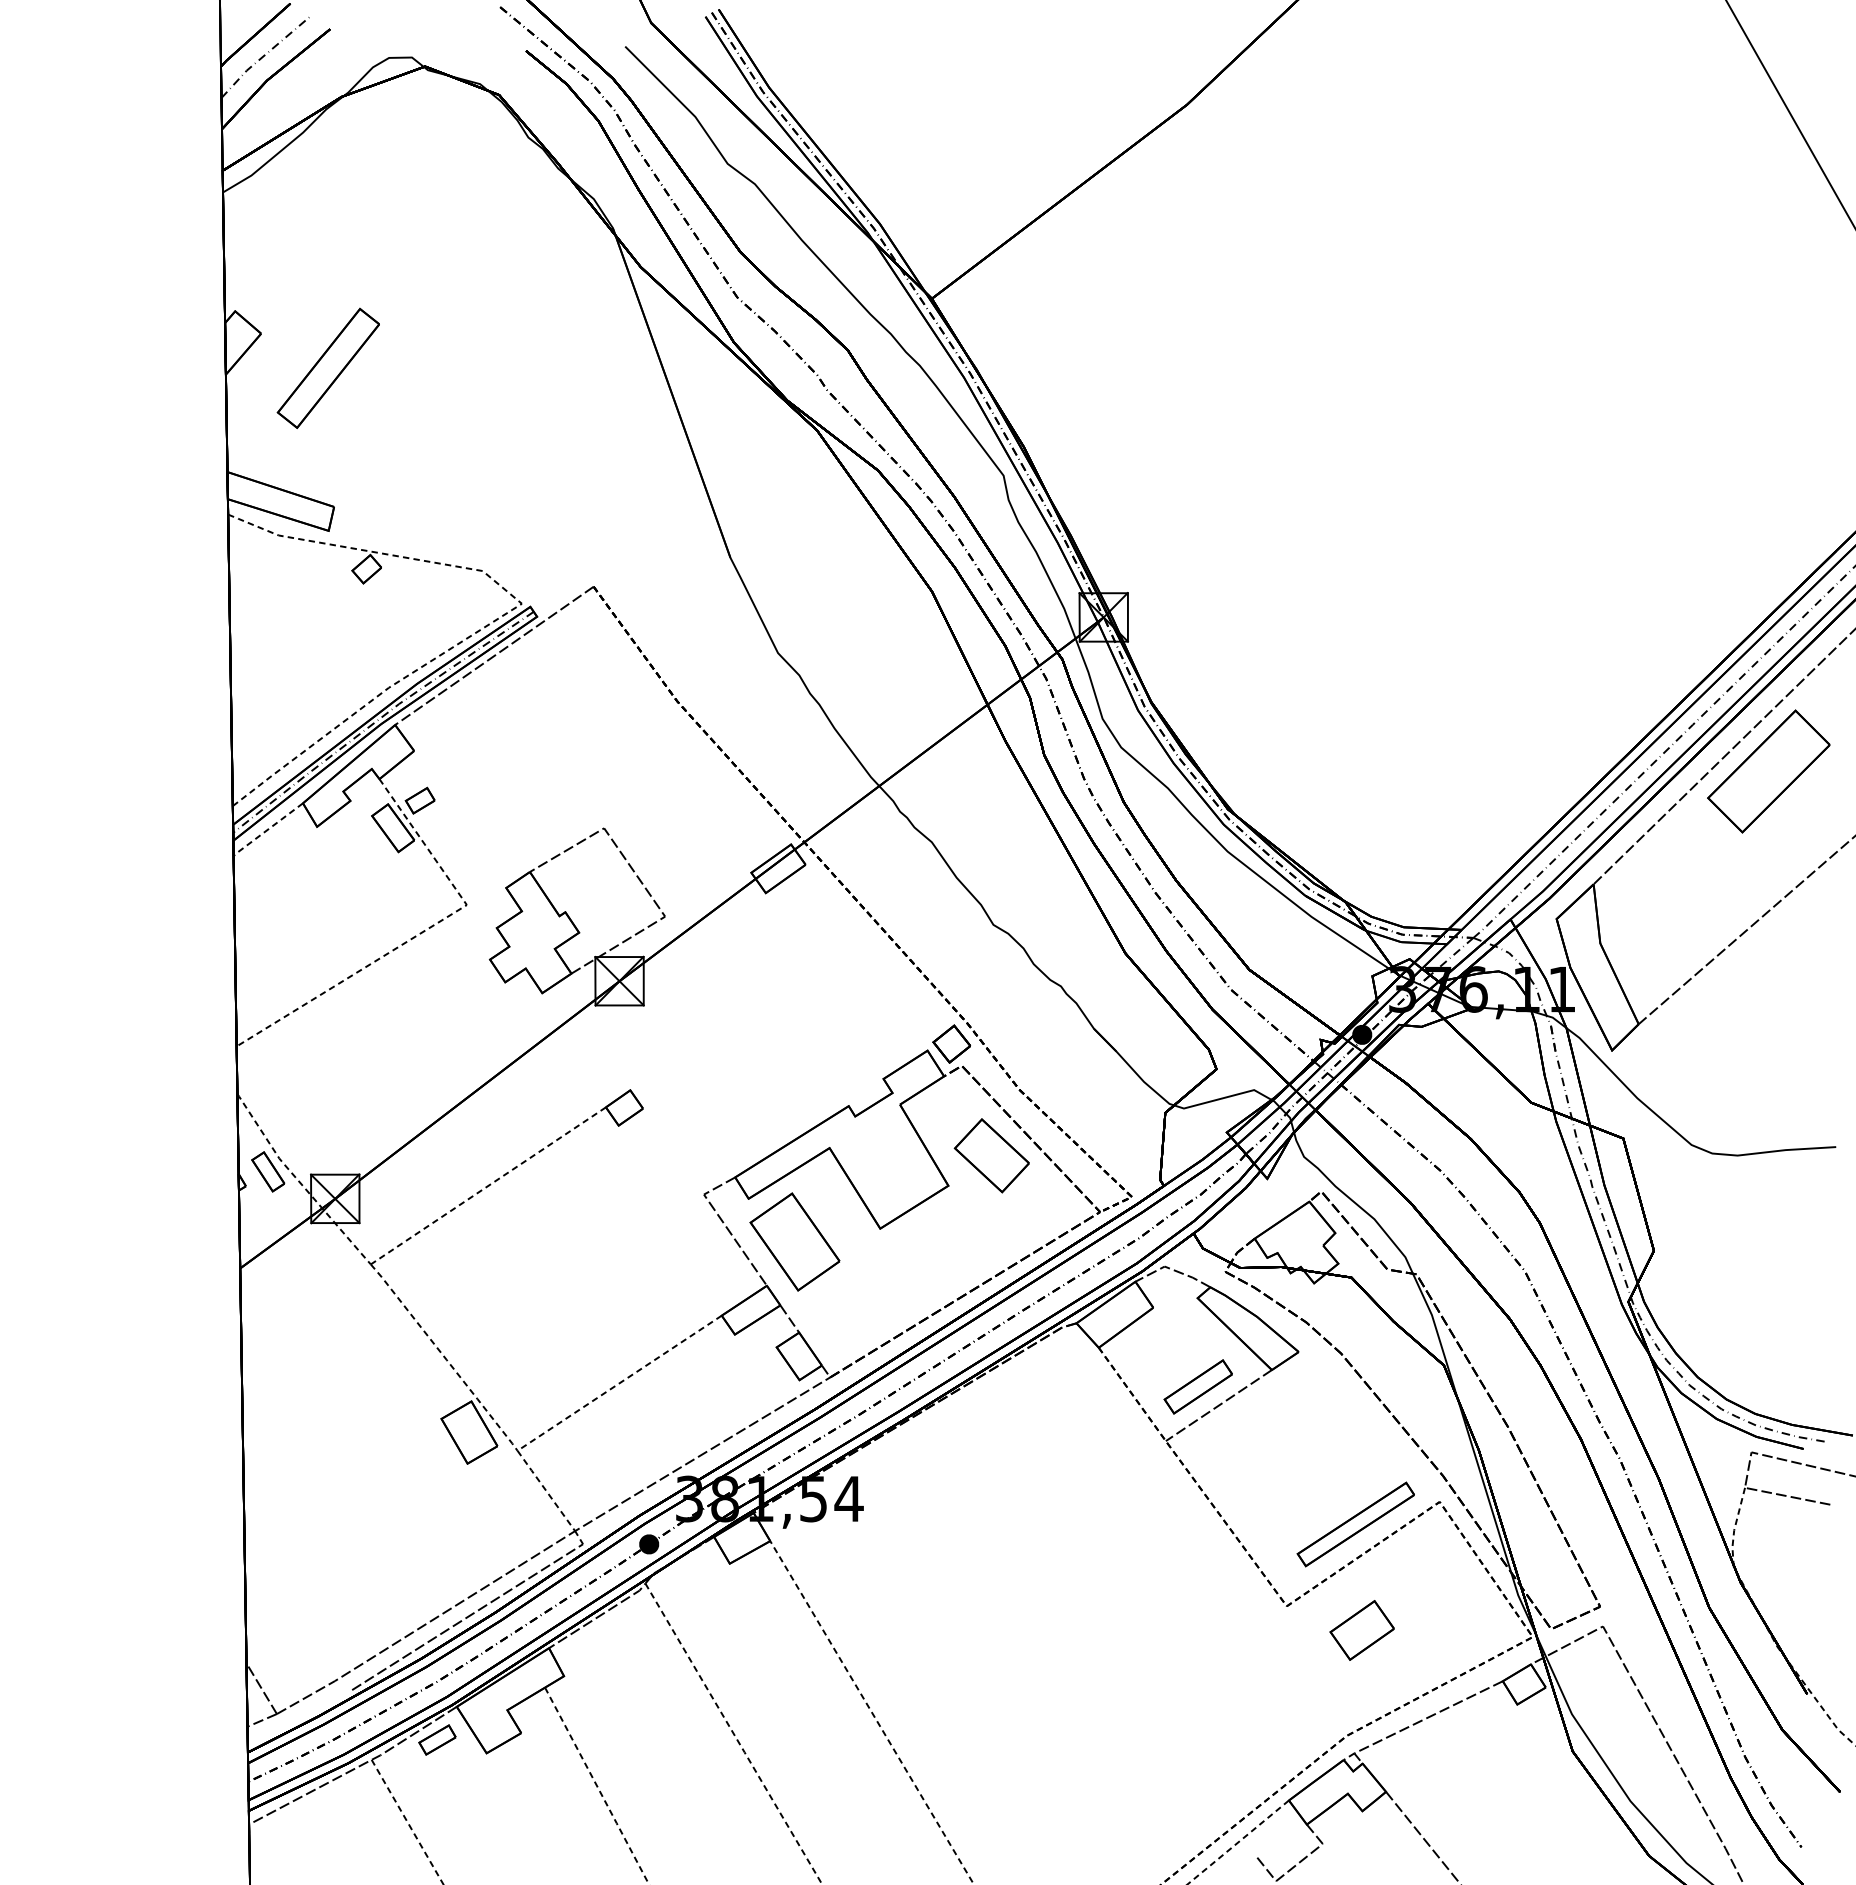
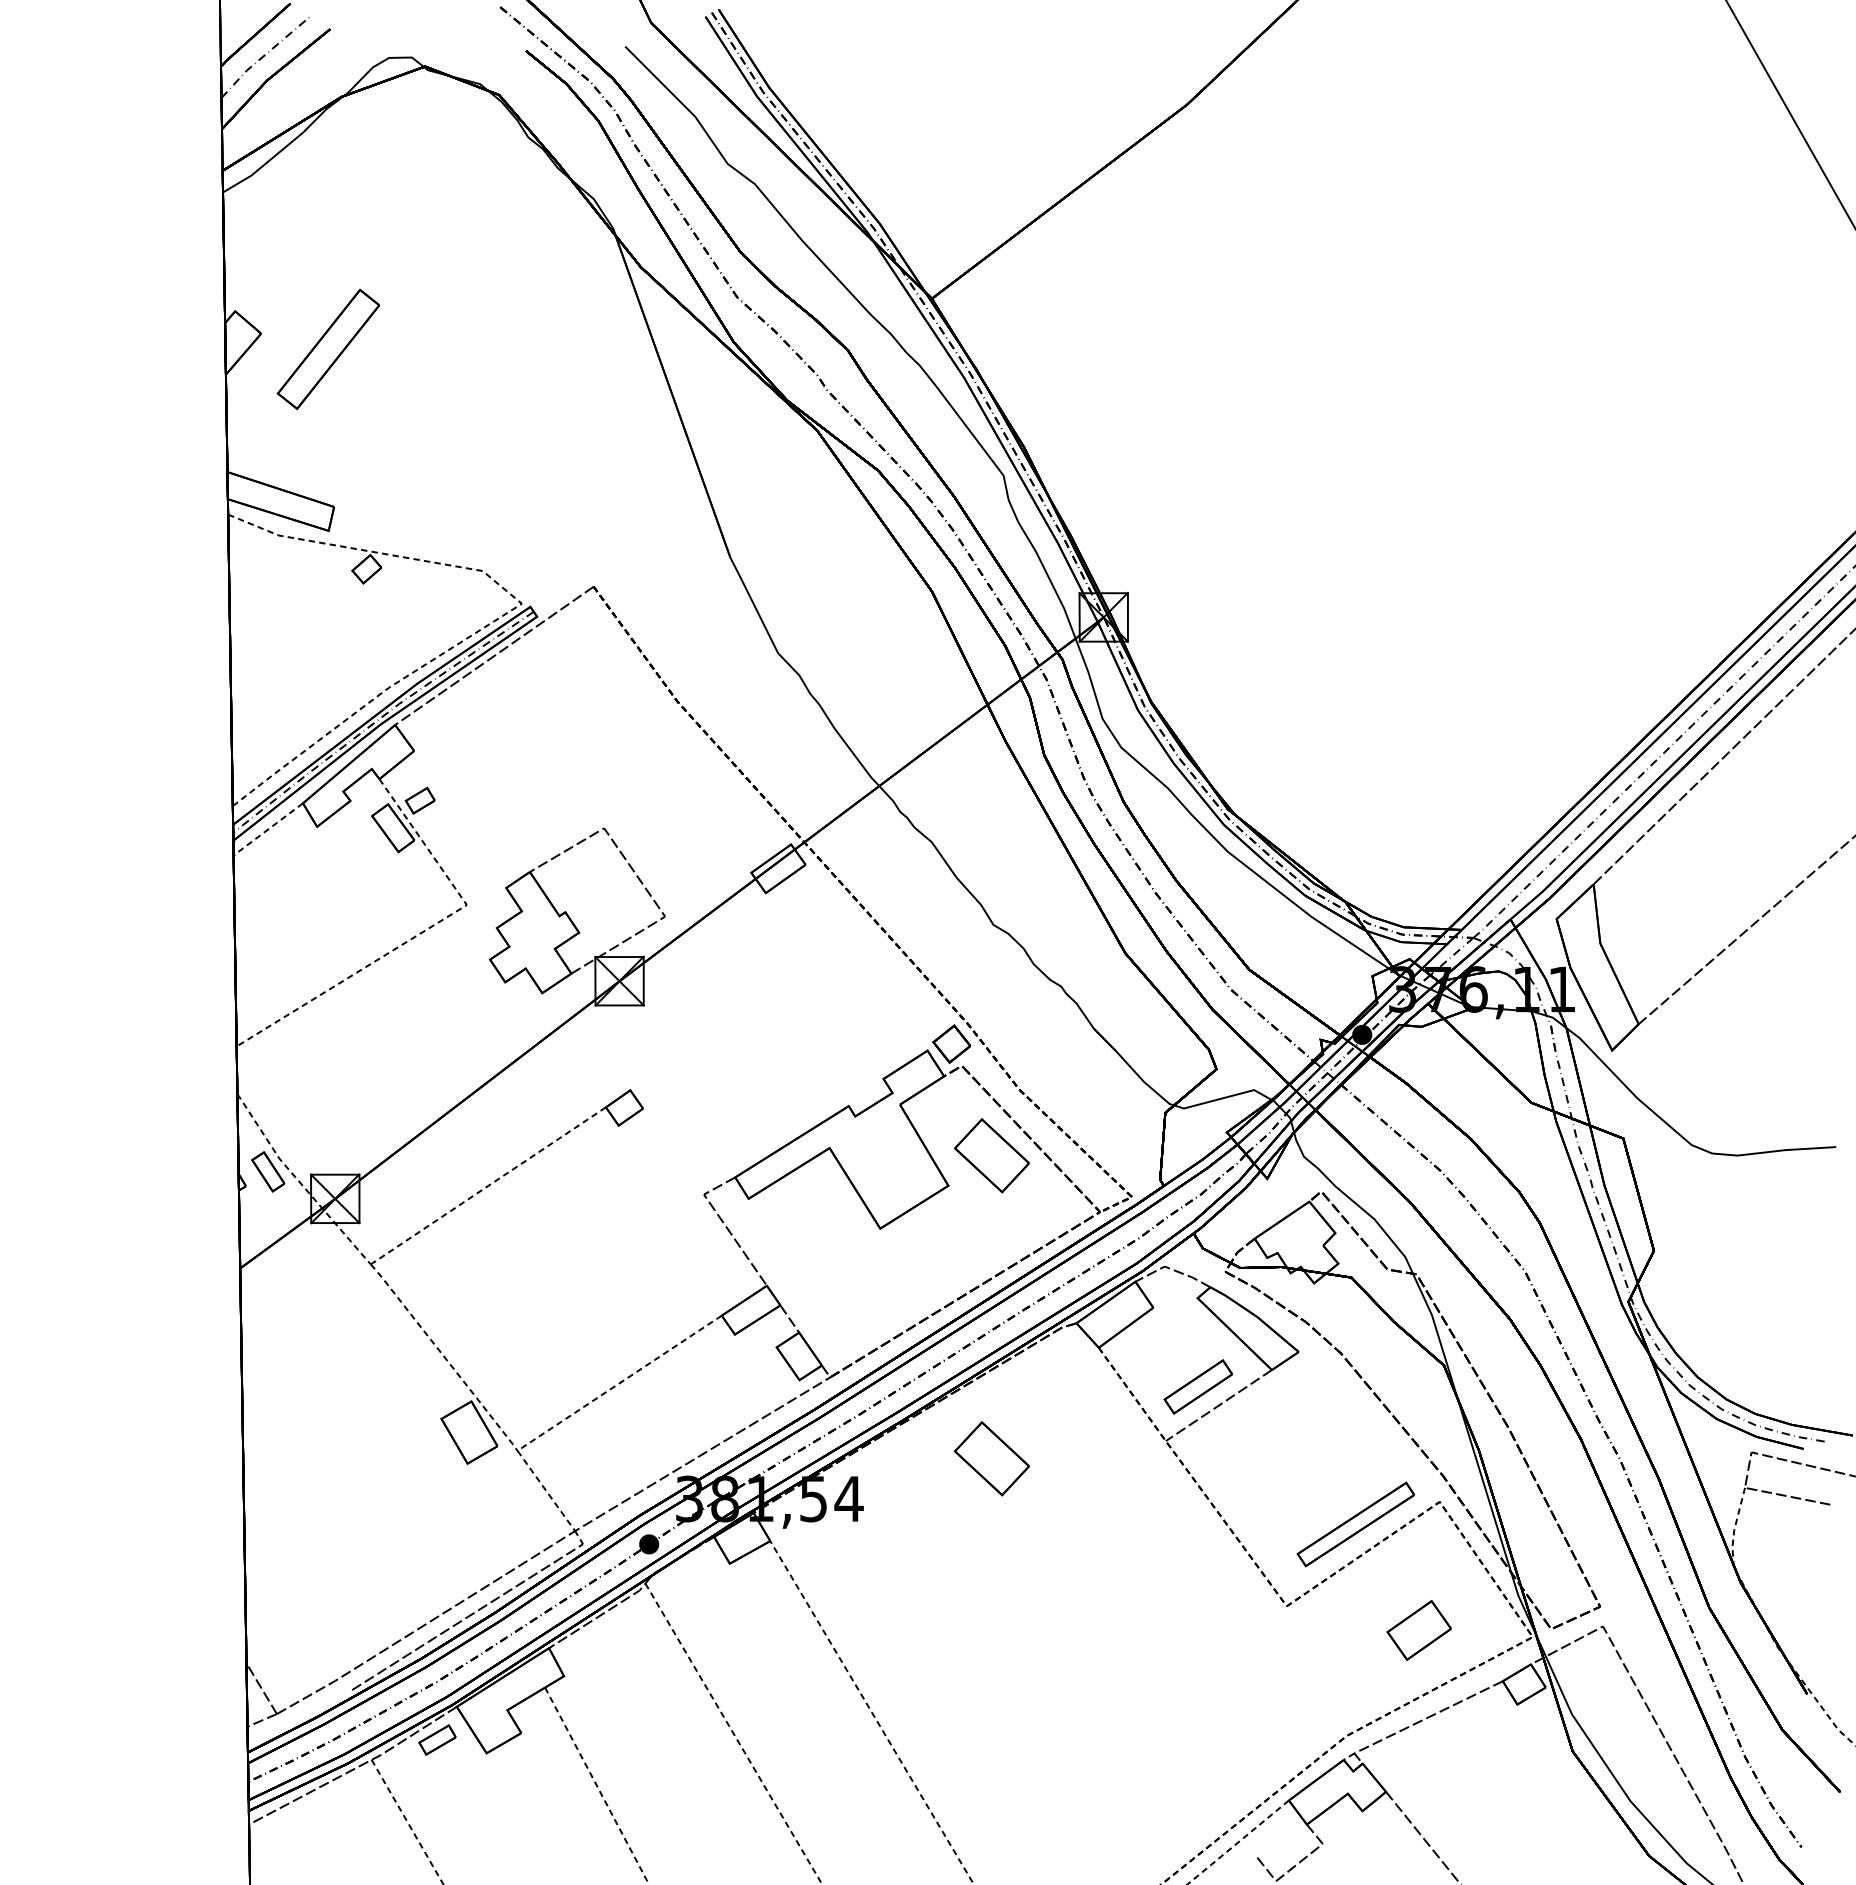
part position: (327, 367) -> (327, 348) (327, 348)
part: present -> none (1768, 771)
part: present -> none (794, 1241)
part: none -> present (991, 1458)
part position: (1361, 1630) -> (1418, 1630) (1418, 1630)
